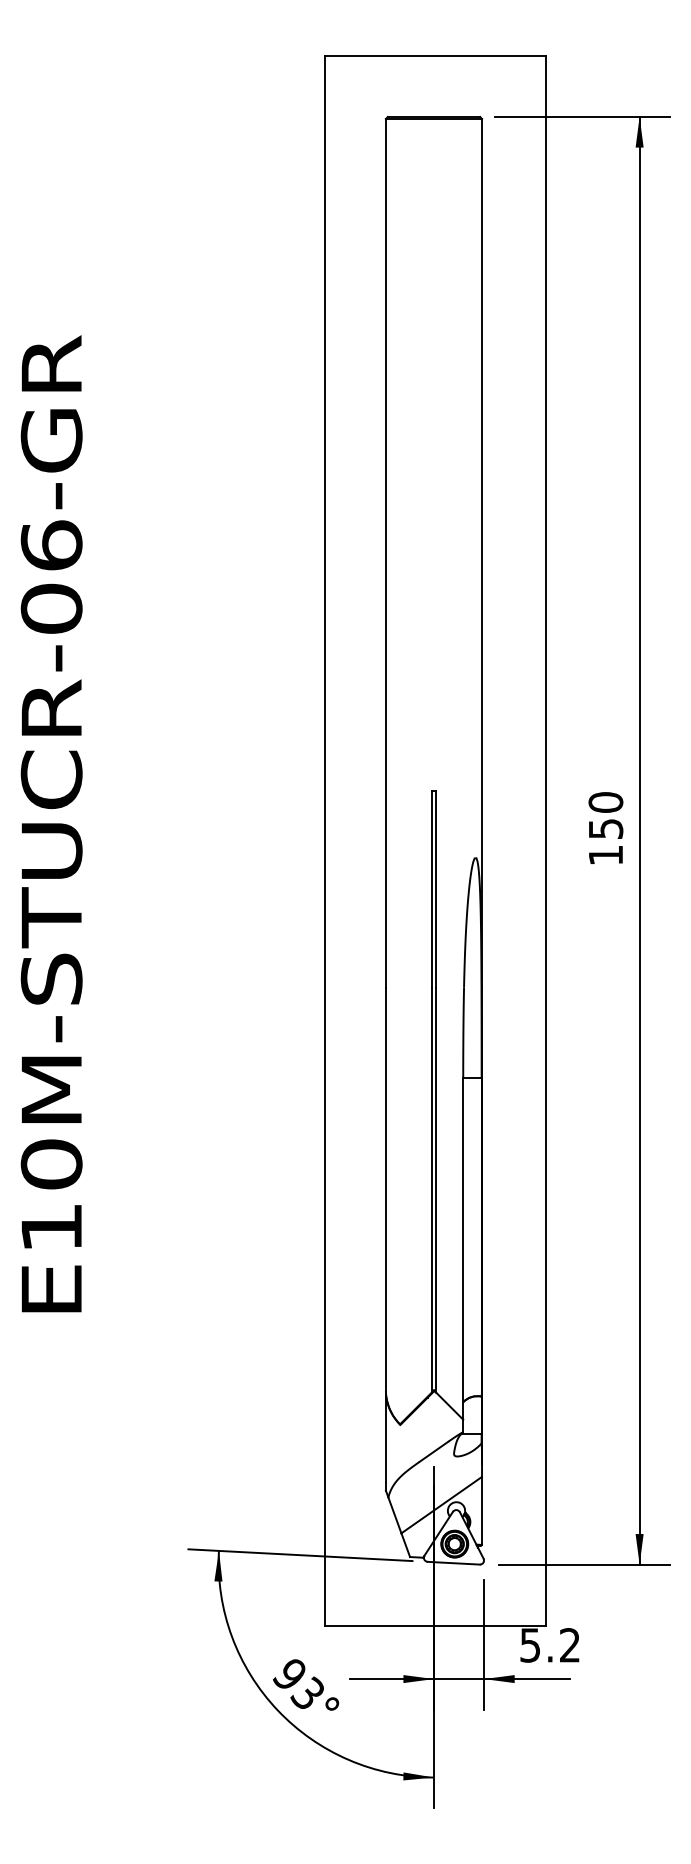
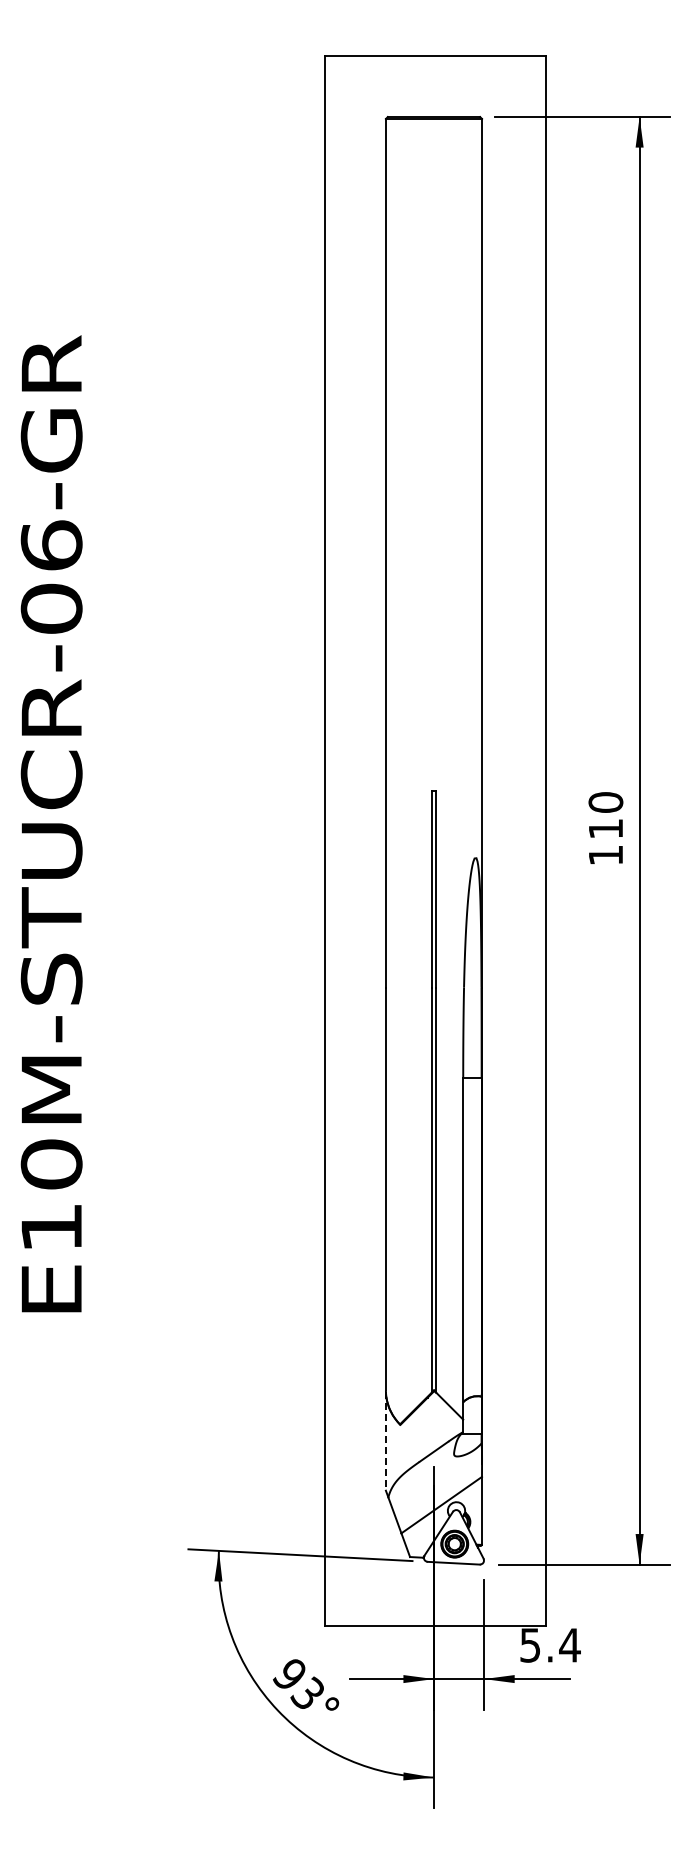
text: 150 -> 110 (606, 828)
line: solid -> dashed (385, 1441)
text: 5.2 -> 5.4 (569, 1645)
